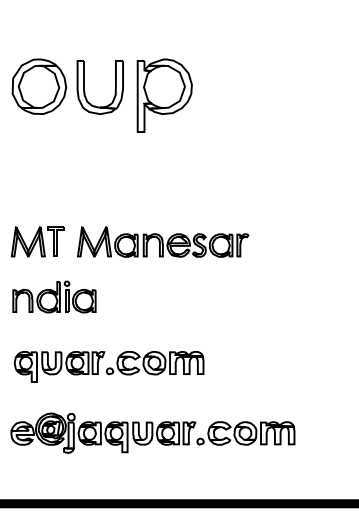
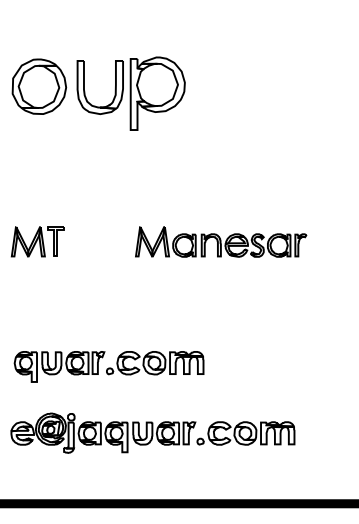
part position: (164, 95) -> (157, 93) (157, 93)
part position: (163, 241) -> (221, 241) (221, 241)
part: present -> none (54, 296)
